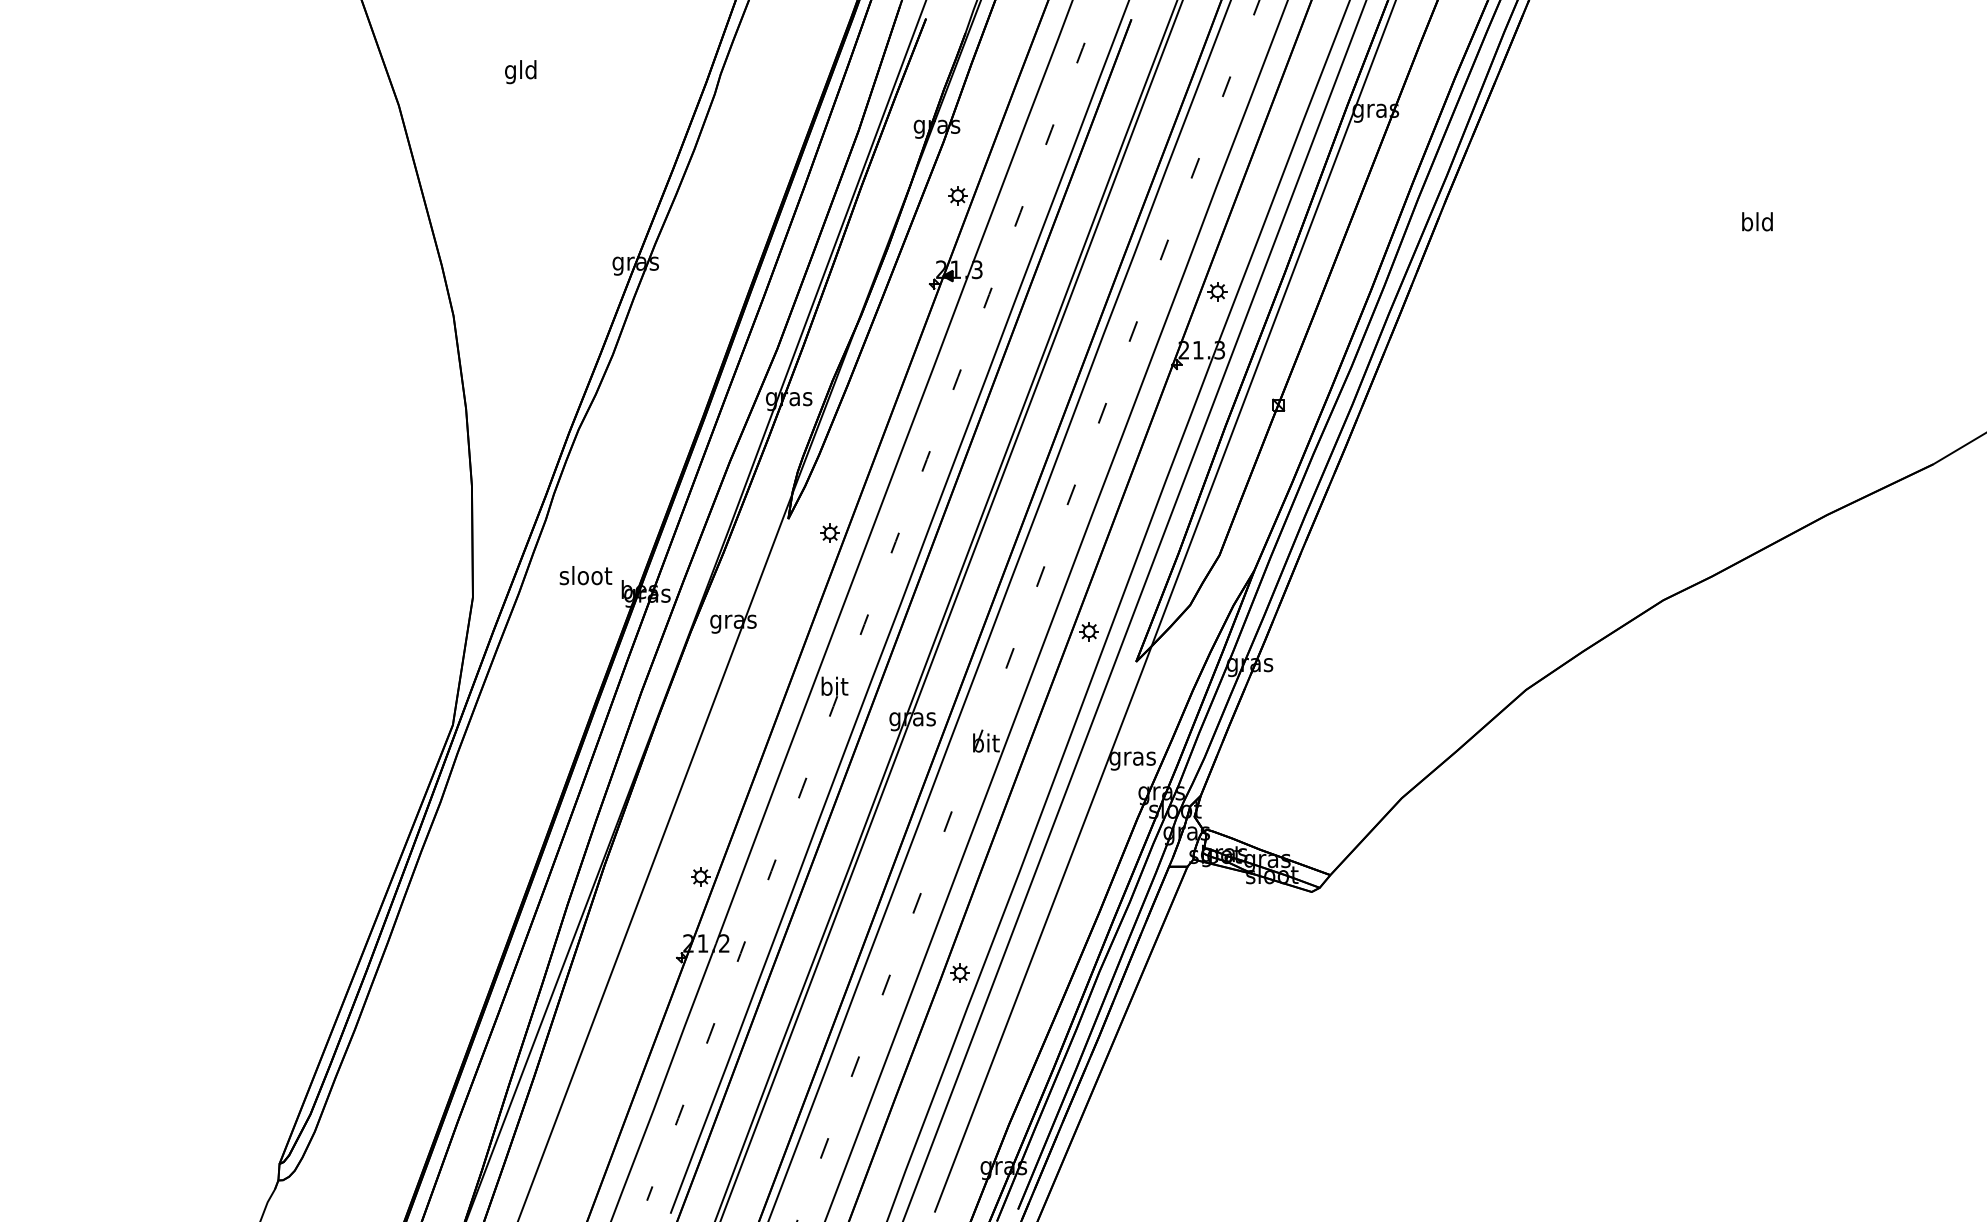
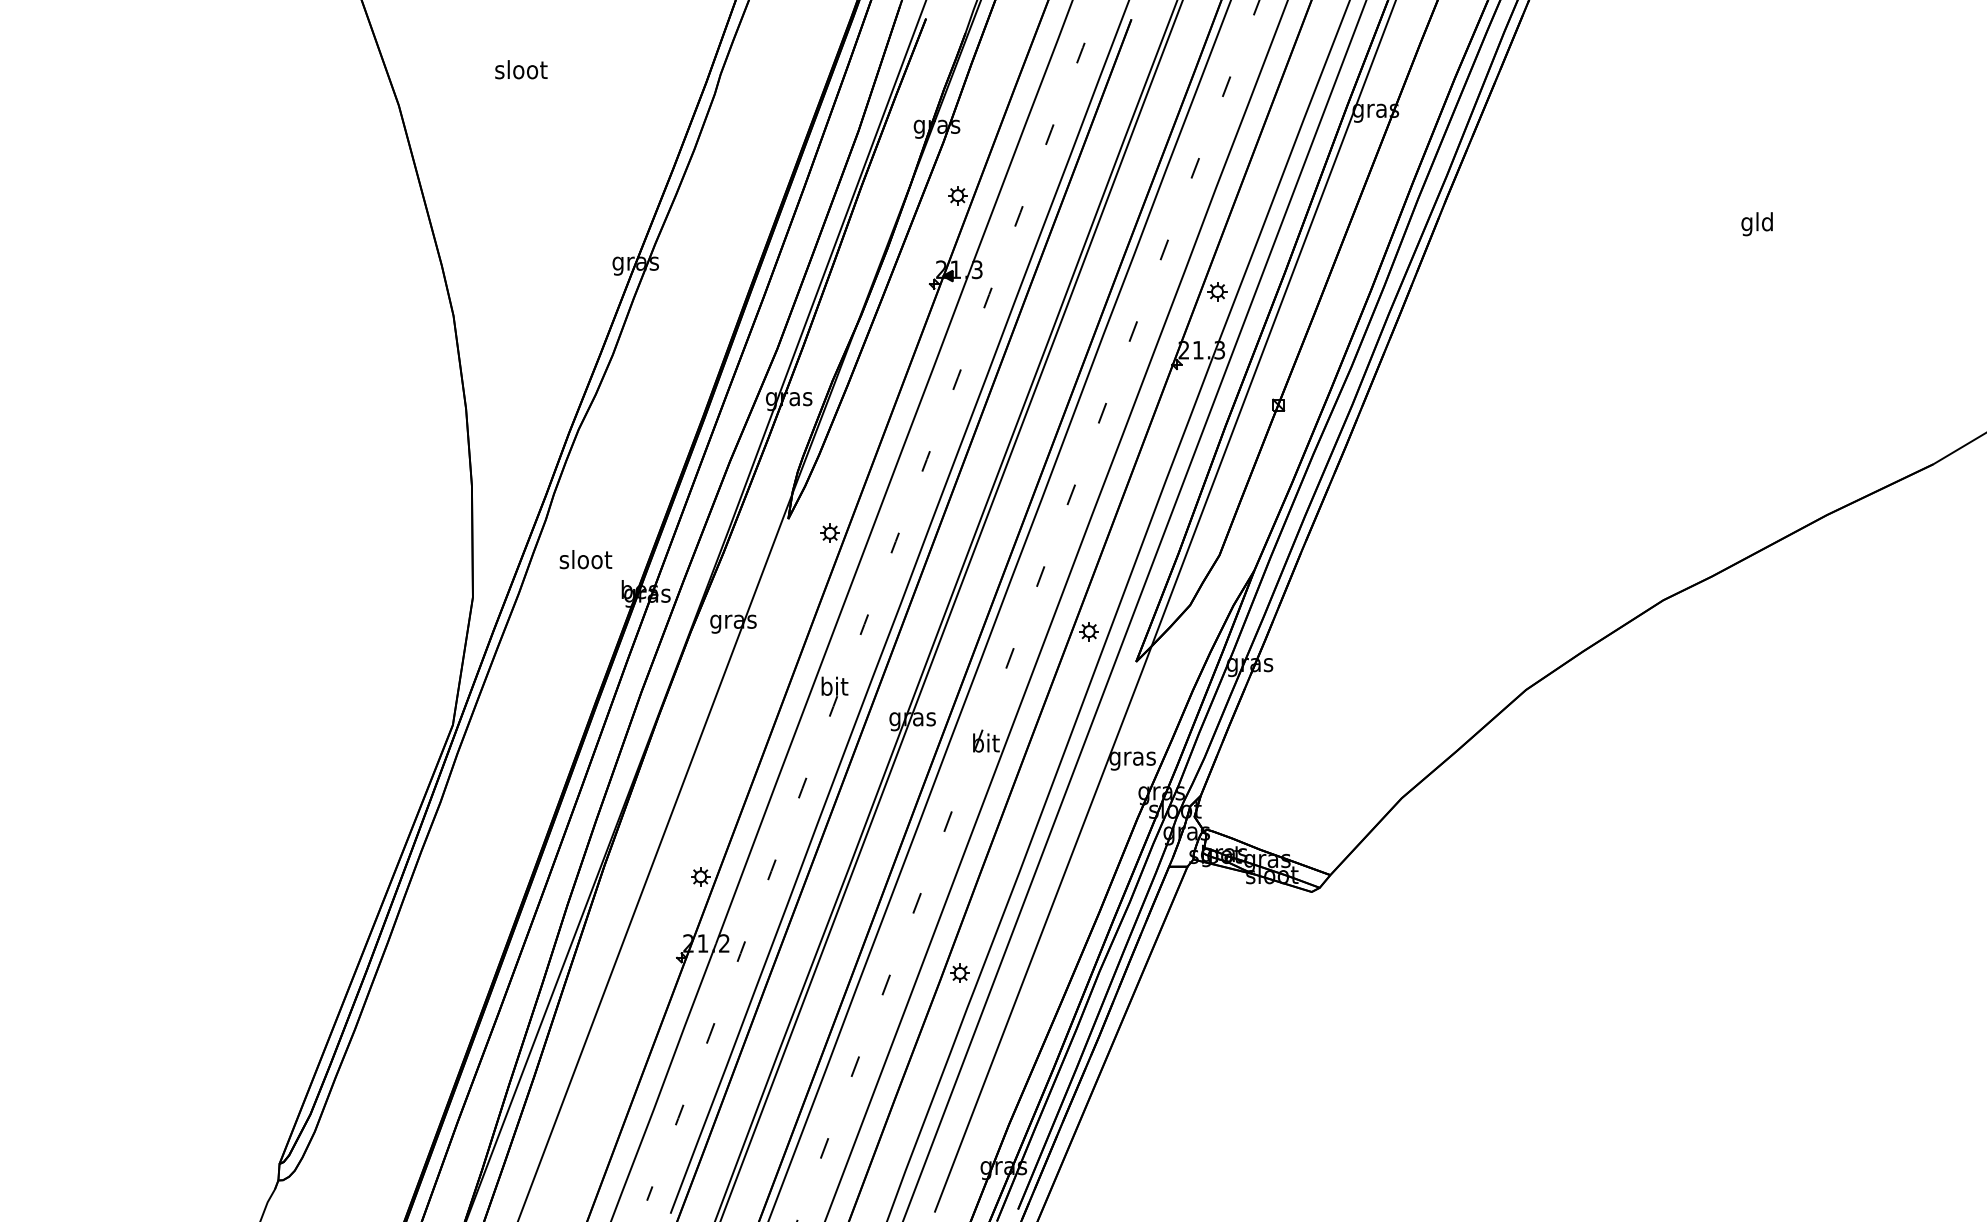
text: gld -> sloot (521, 72)
text: bld -> gld (1747, 224)
text position: (585, 575) -> (585, 559) (585, 559)
